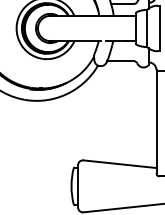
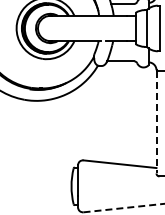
line: solid -> dashed (156, 122)
line: solid -> dashed (124, 208)
